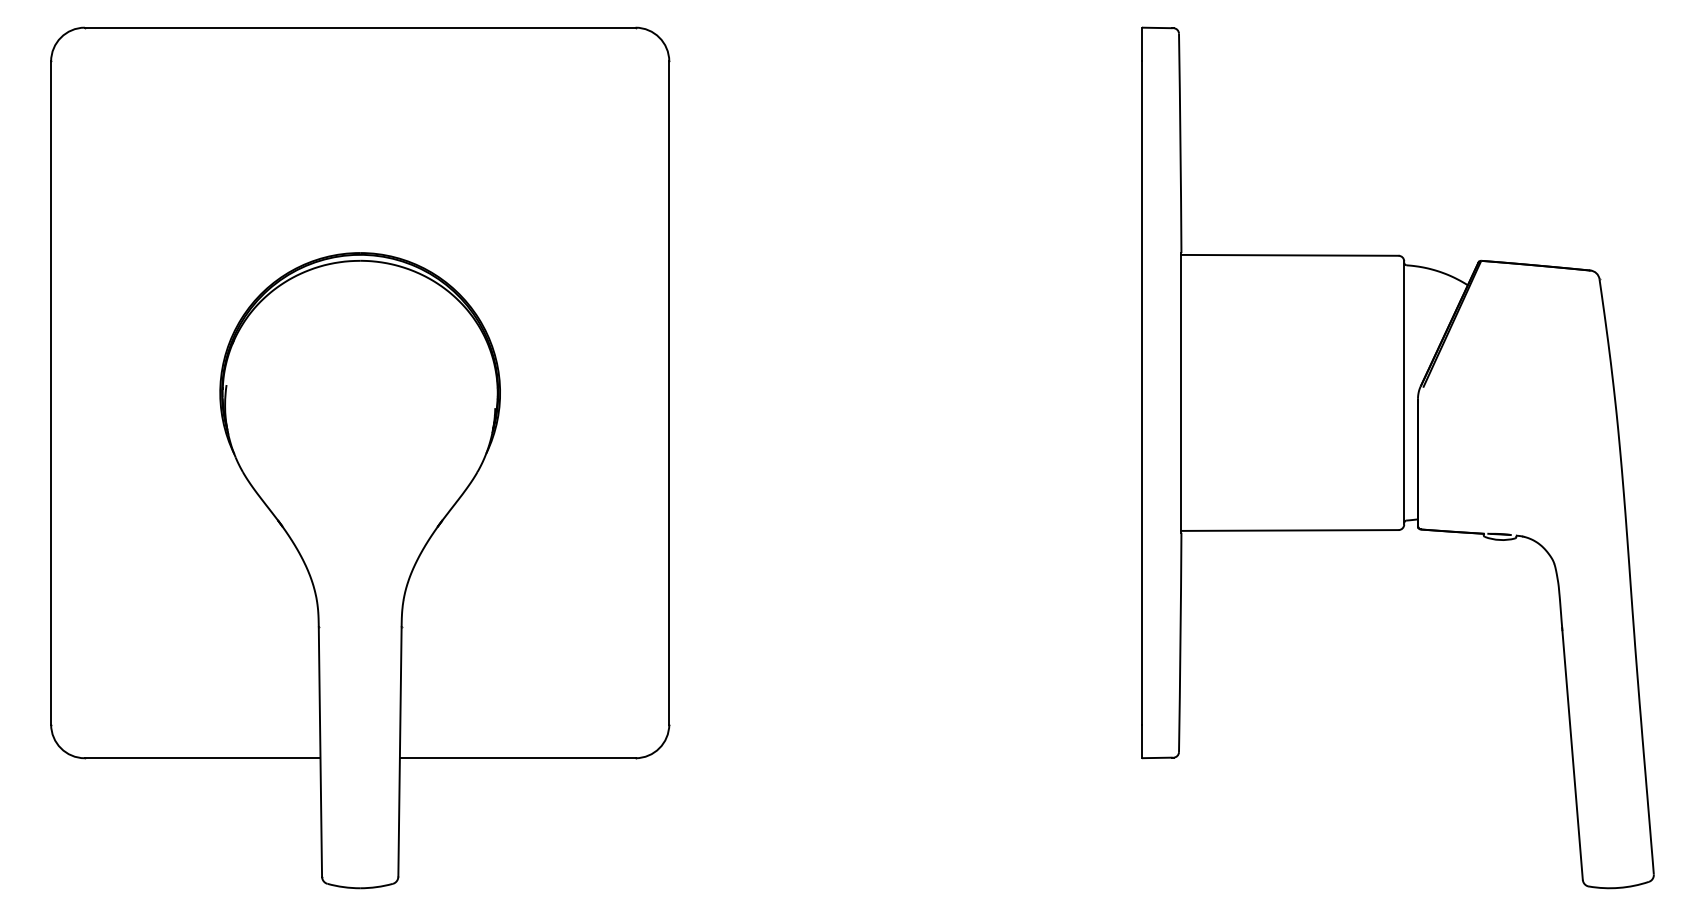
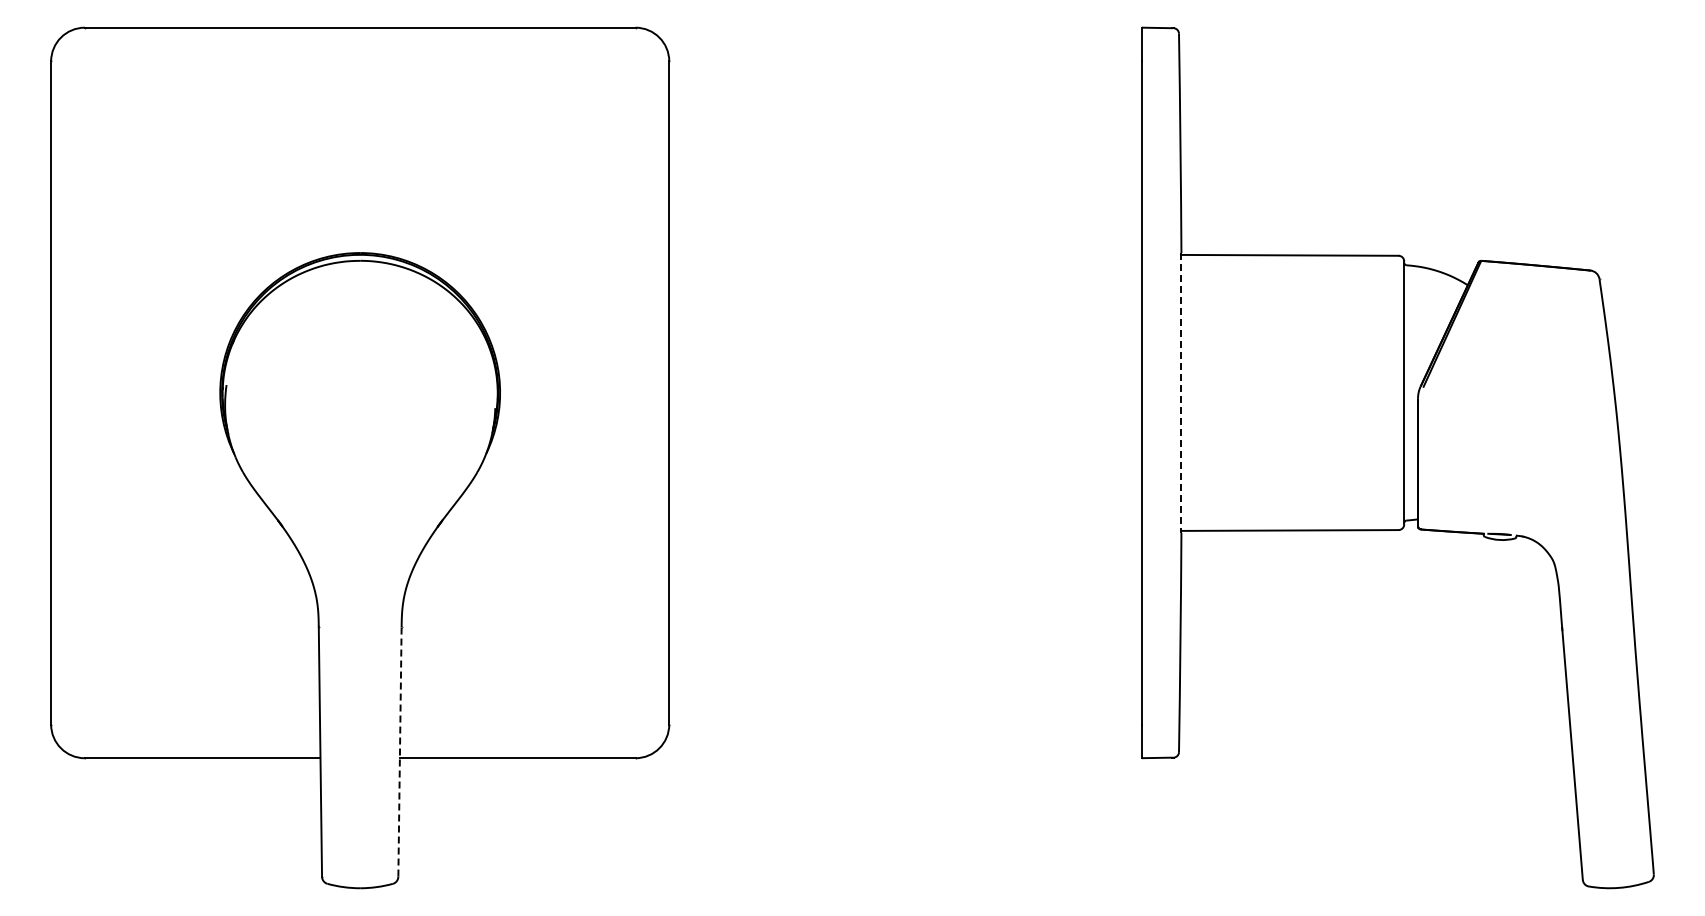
line: solid -> dashed (1181, 392)
line: solid -> dashed (399, 751)
